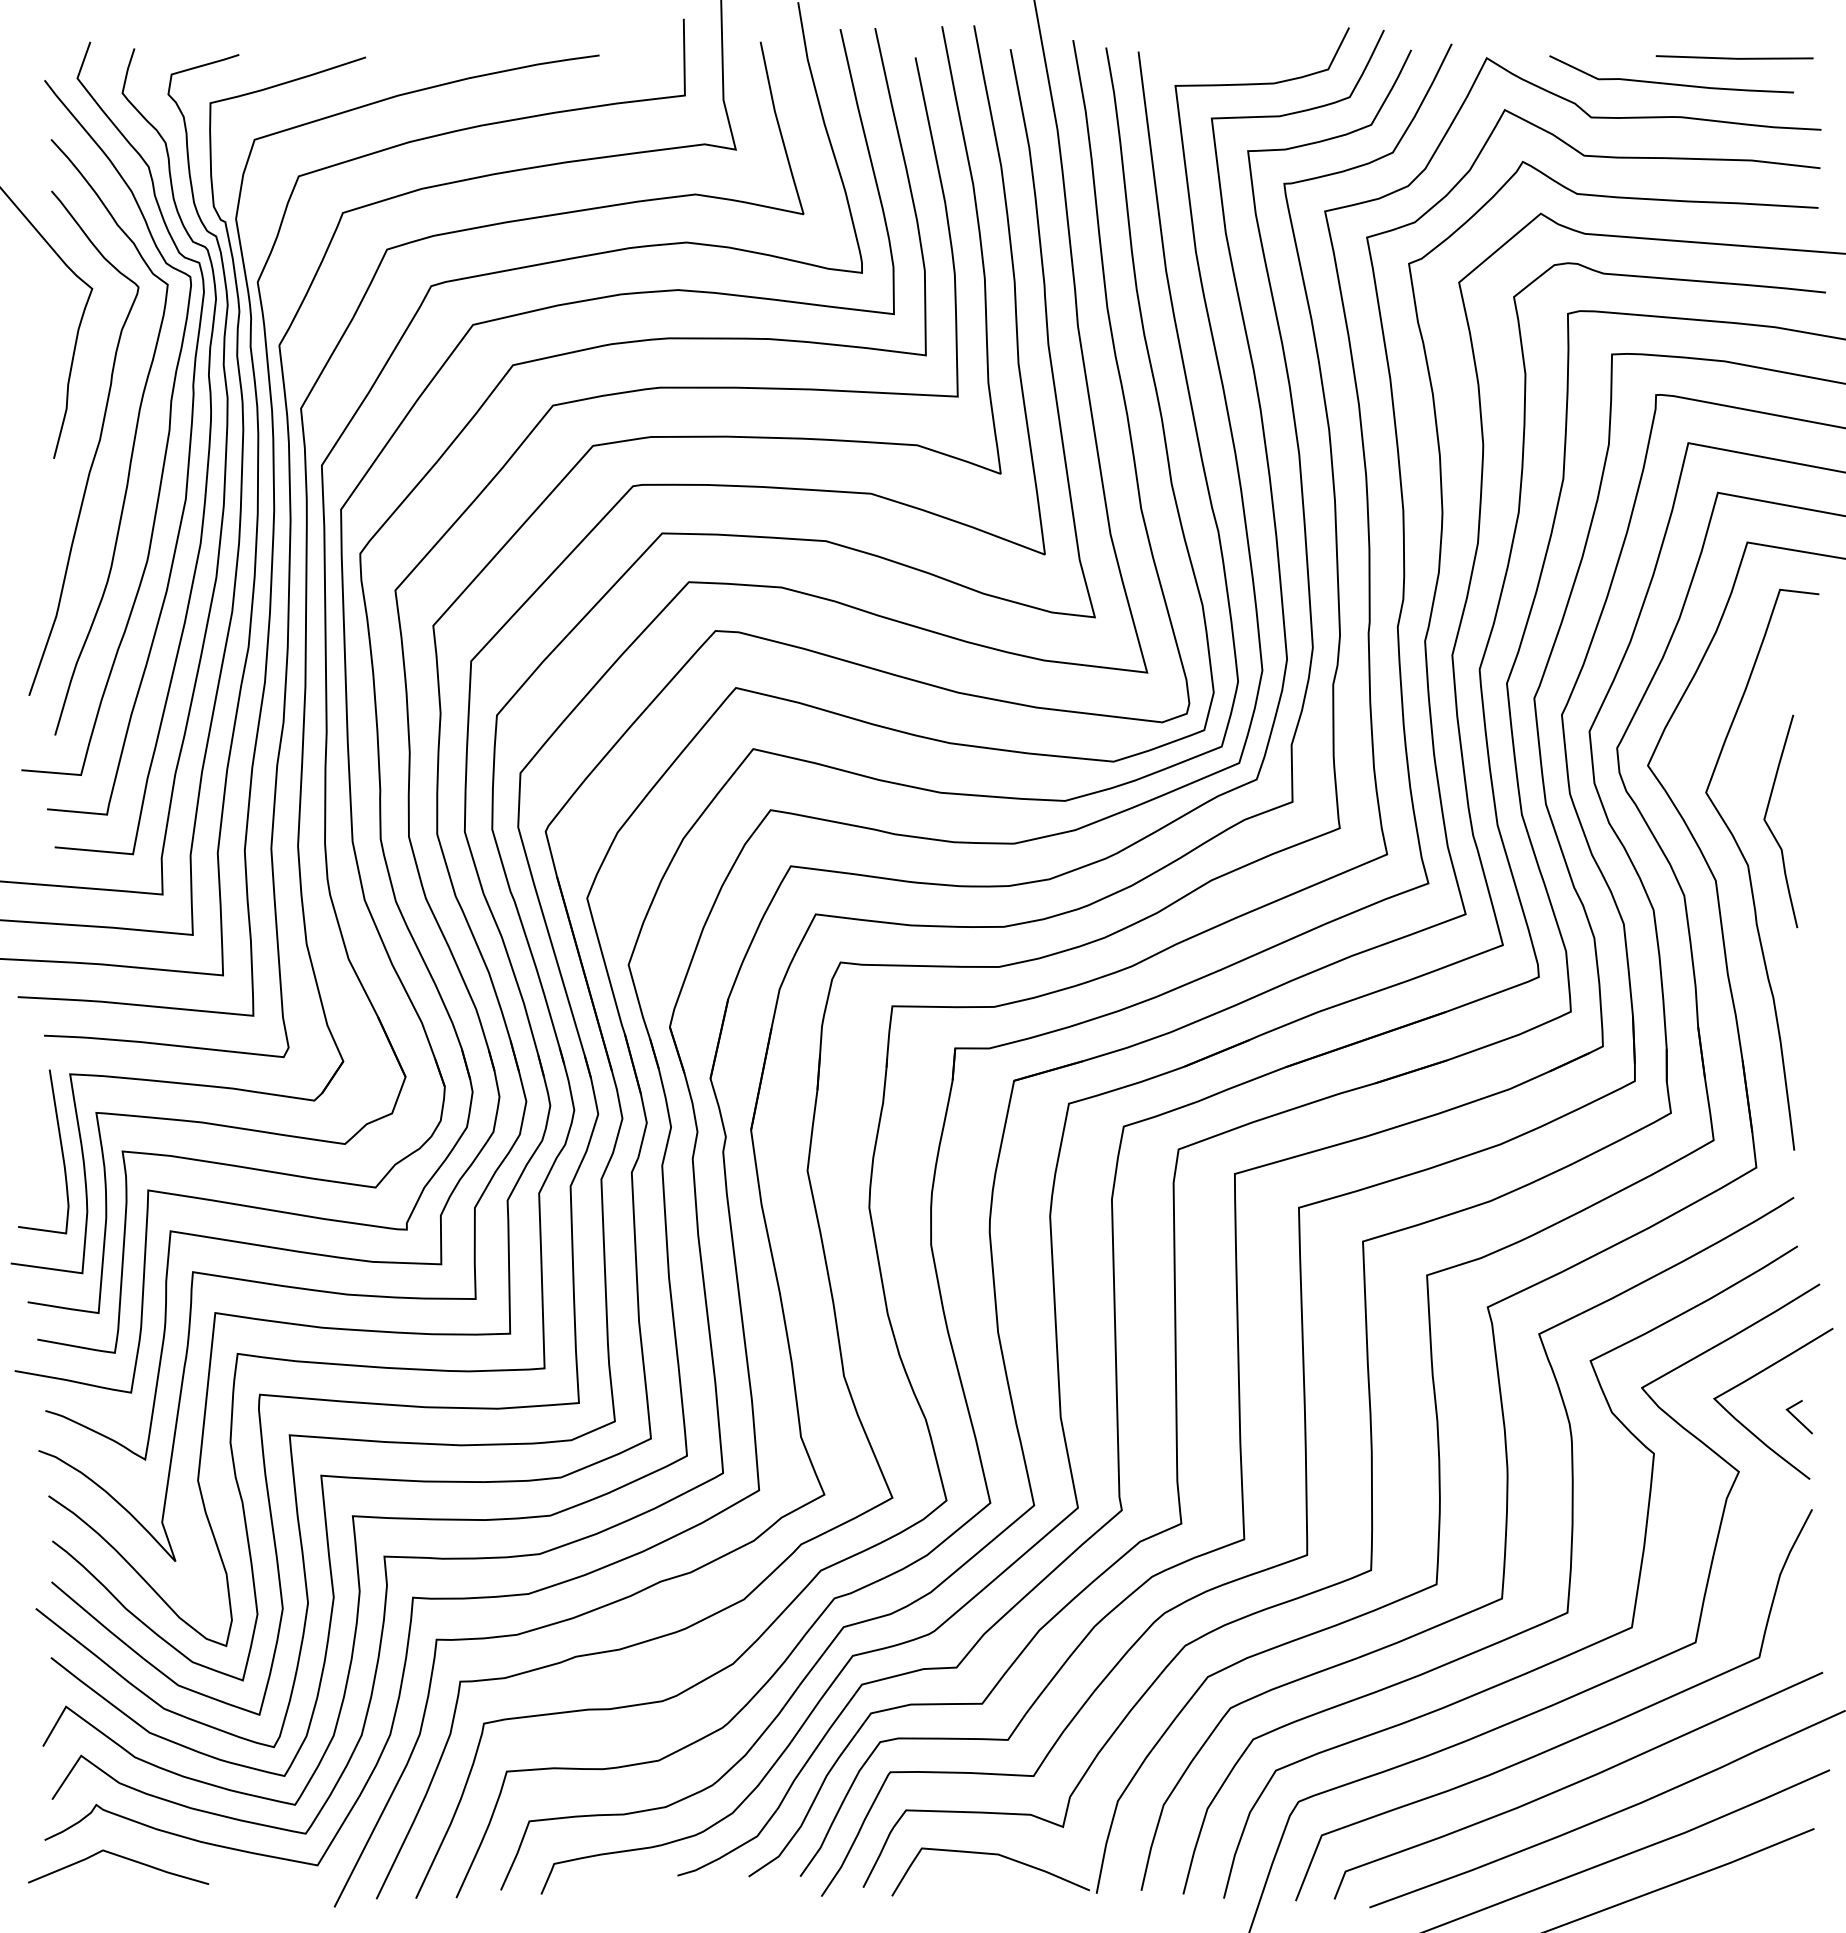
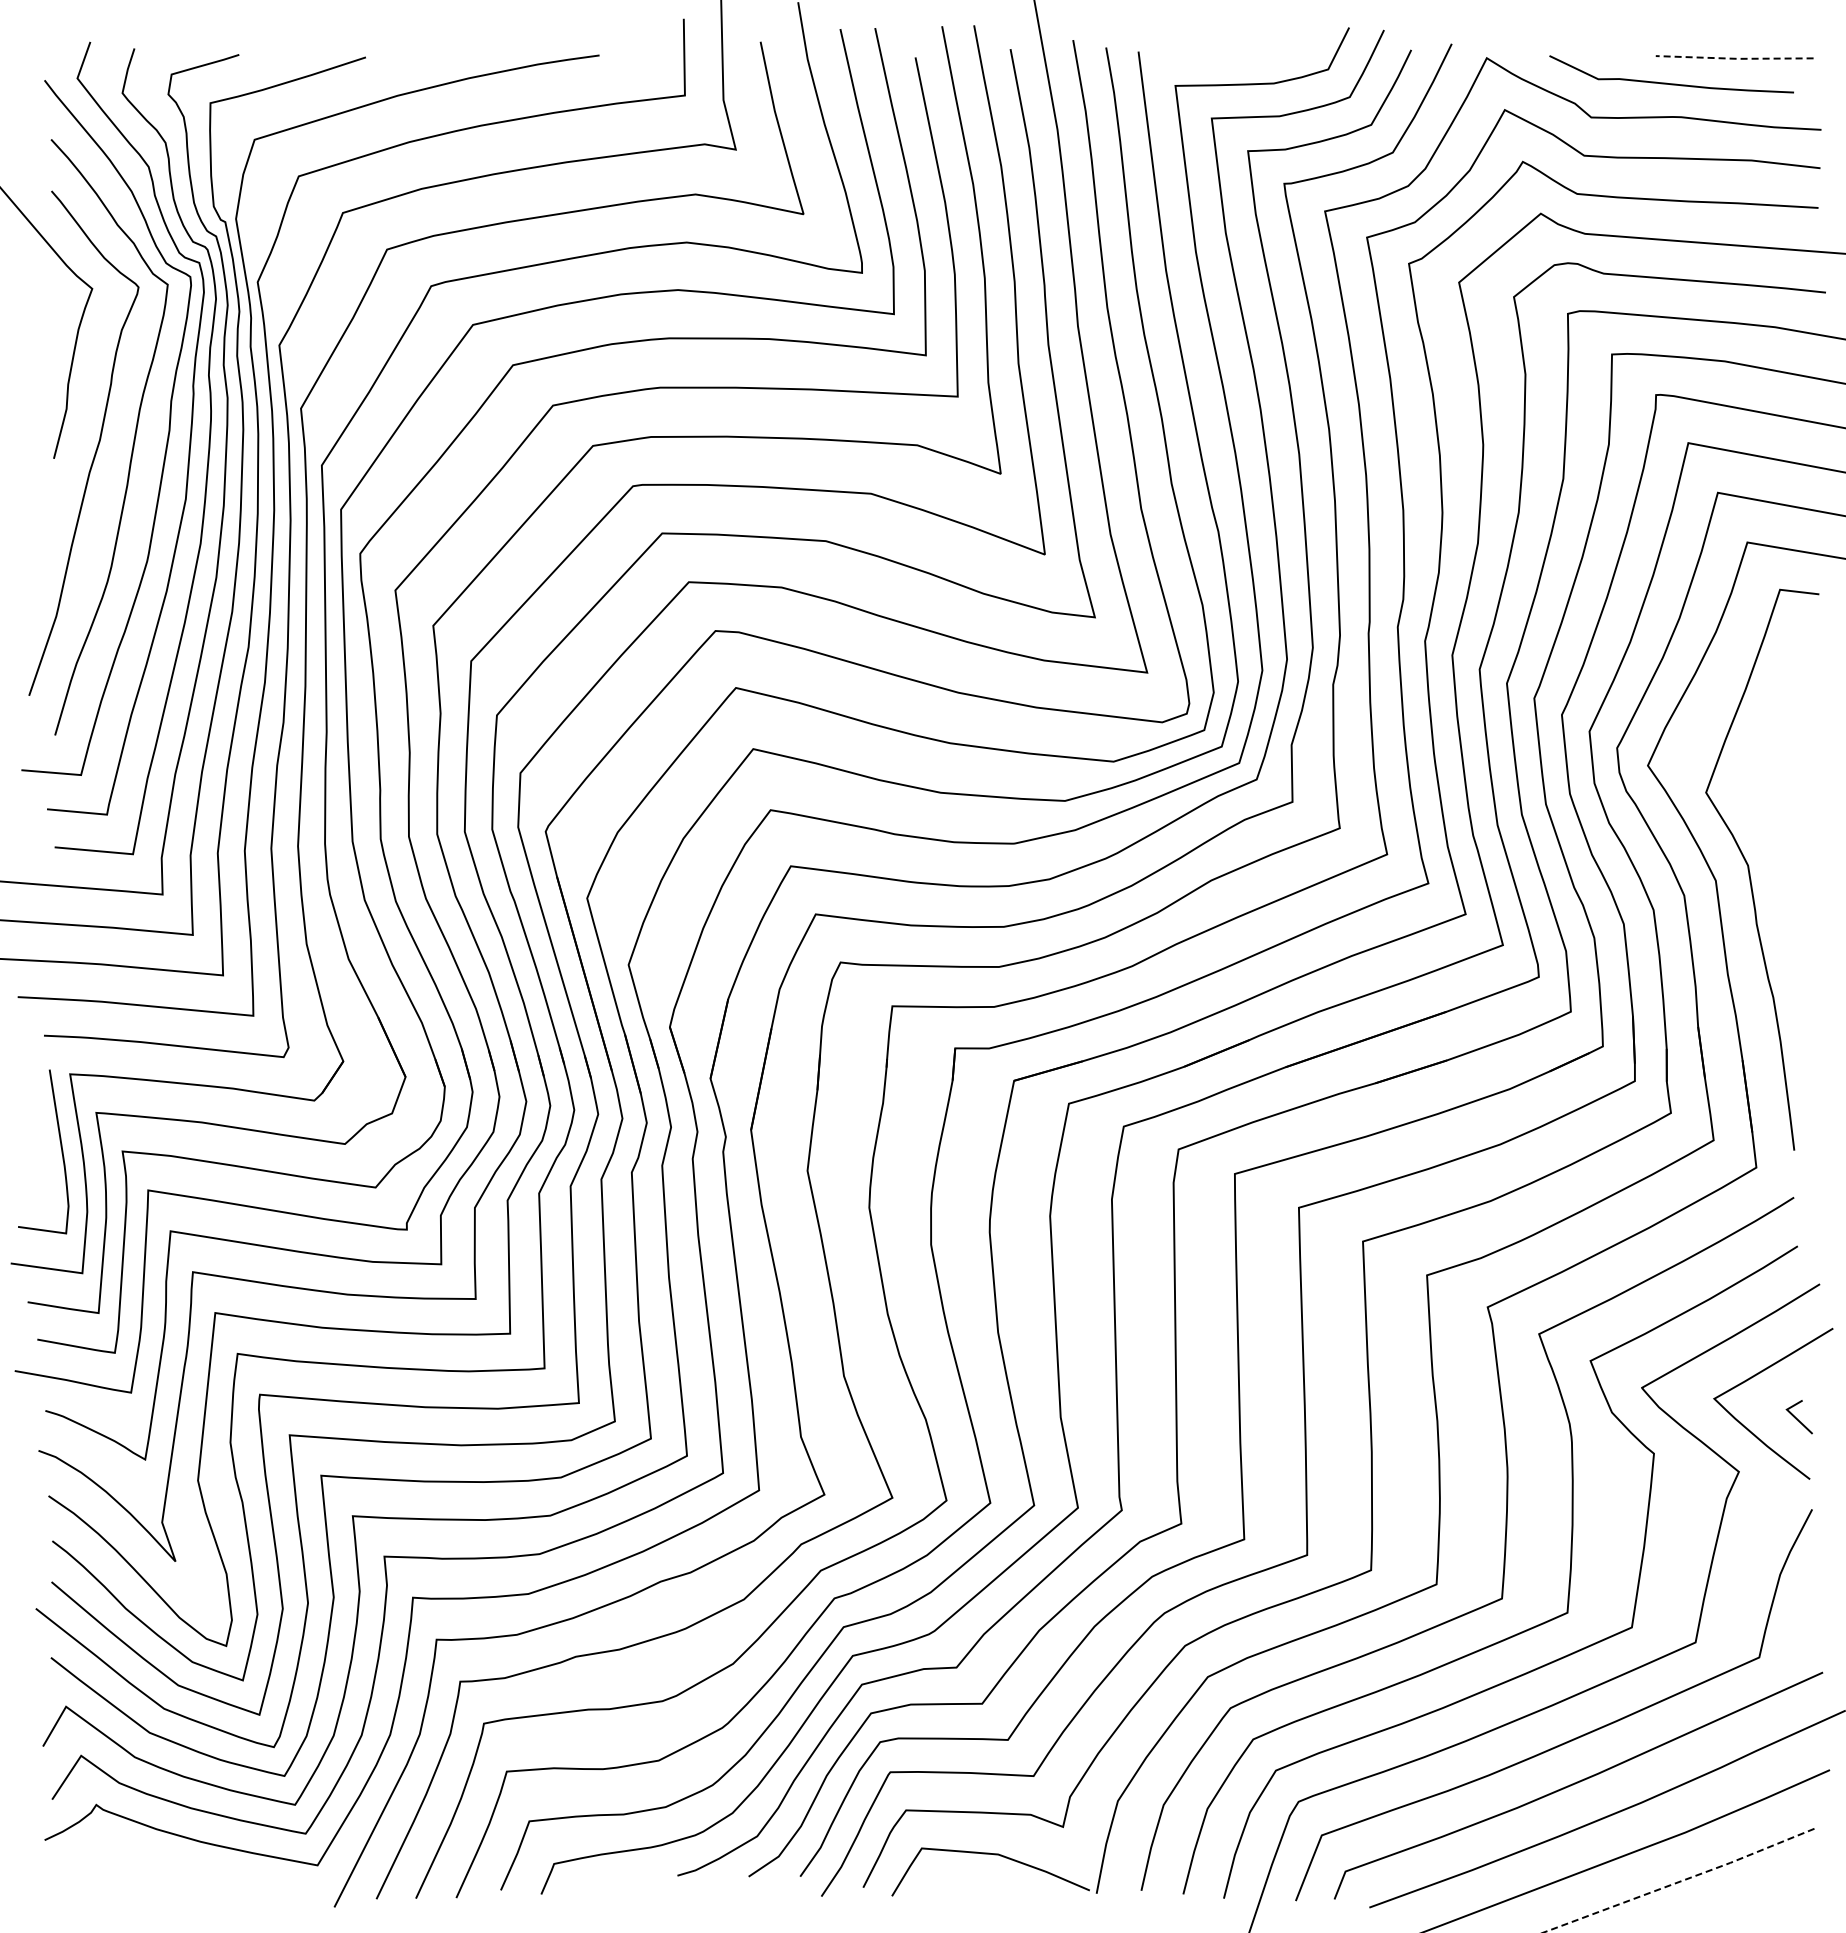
line: solid -> dashed (1734, 58)
curve: present -> none (1771, 829)
curve: present -> none (120, 1857)
line: solid -> dashed (1679, 1881)
